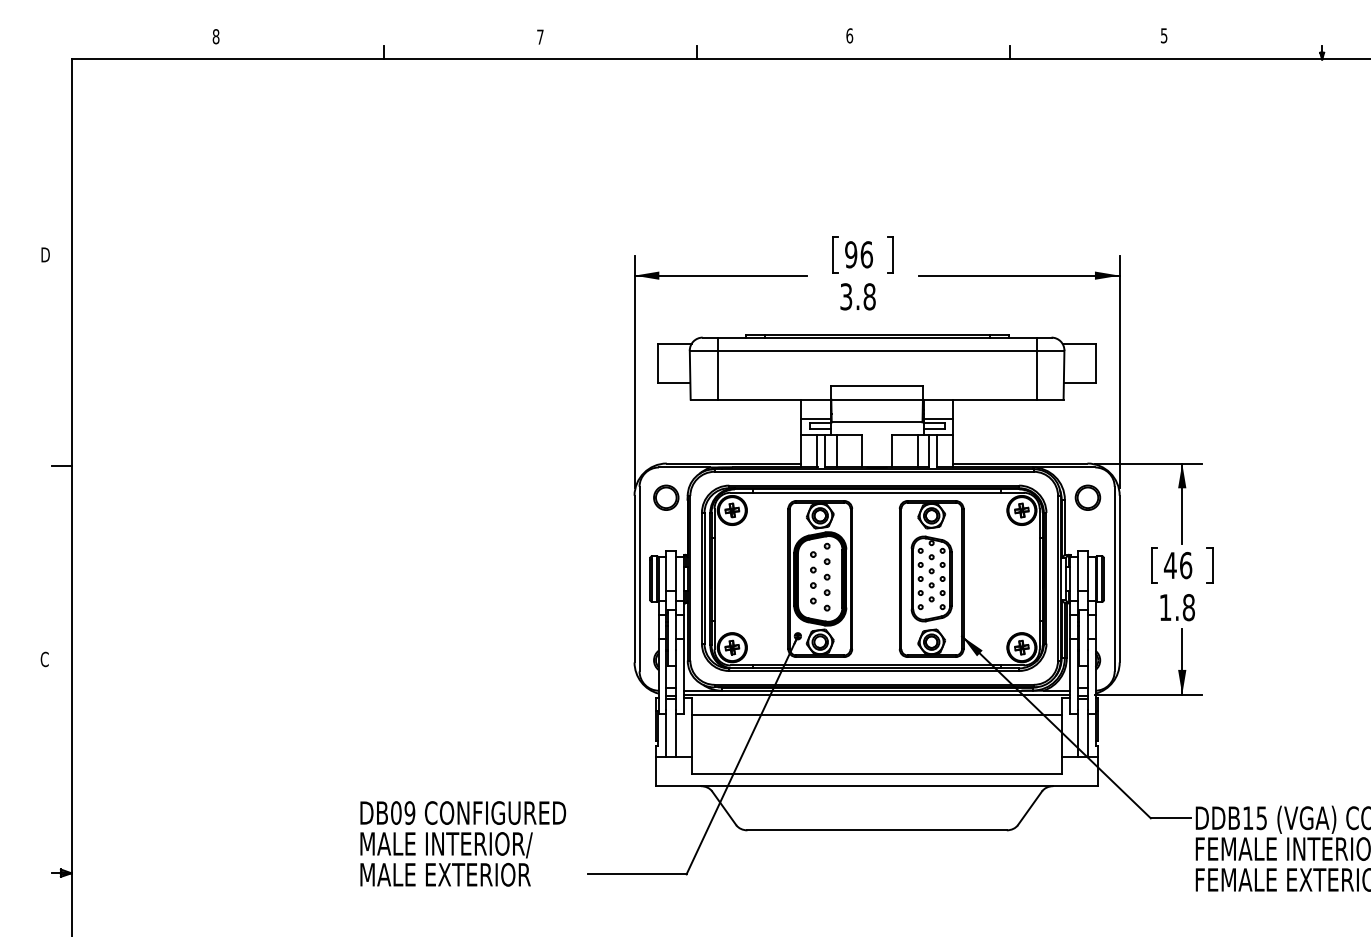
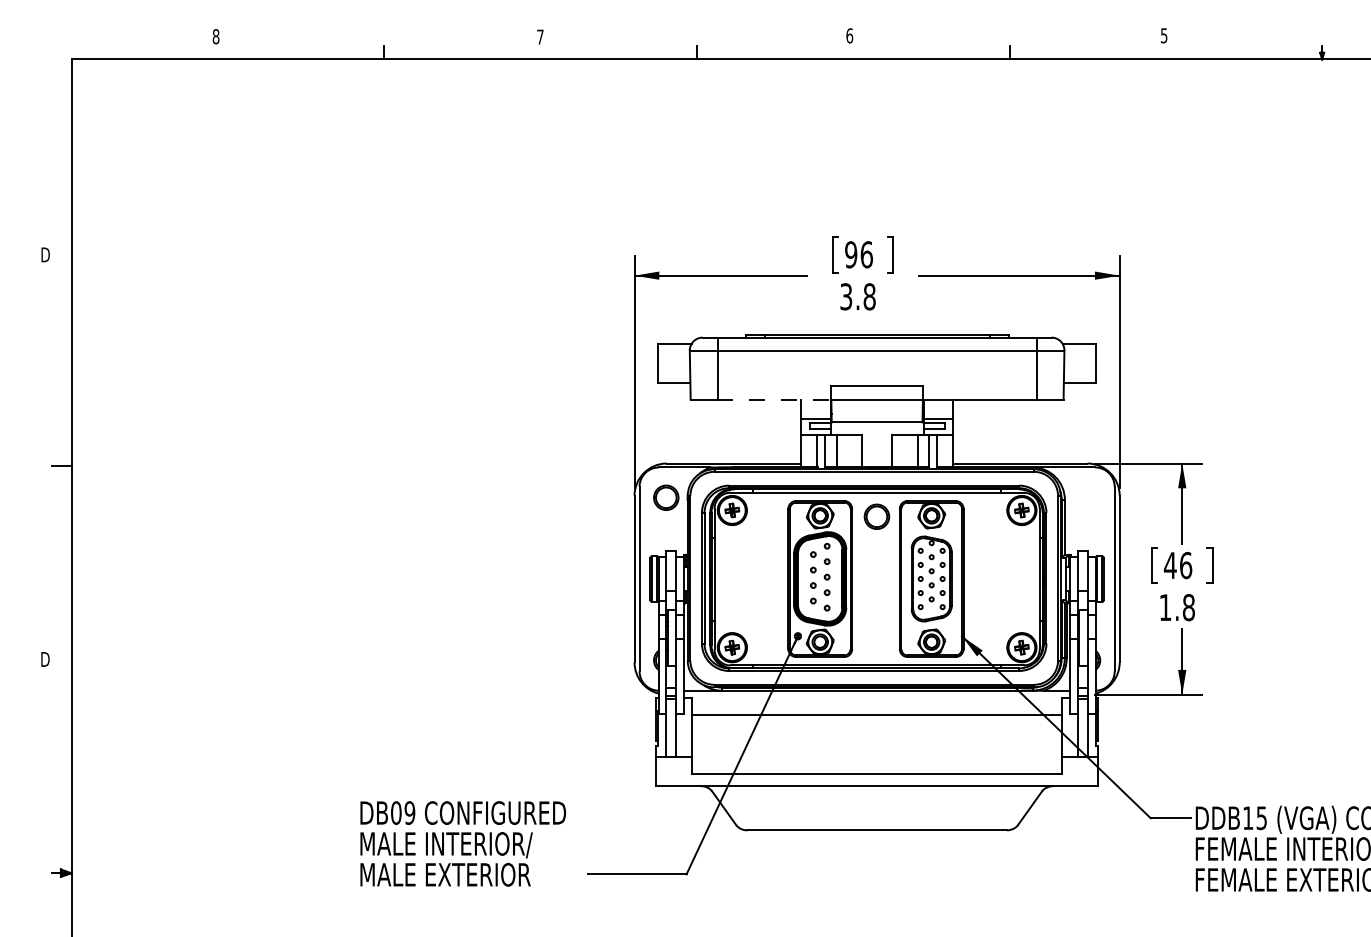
line: solid -> dashed (774, 399)
part position: (1087, 497) -> (876, 516) (876, 516)
text: C -> D (44, 659)
line: present -> none (877, 694)
